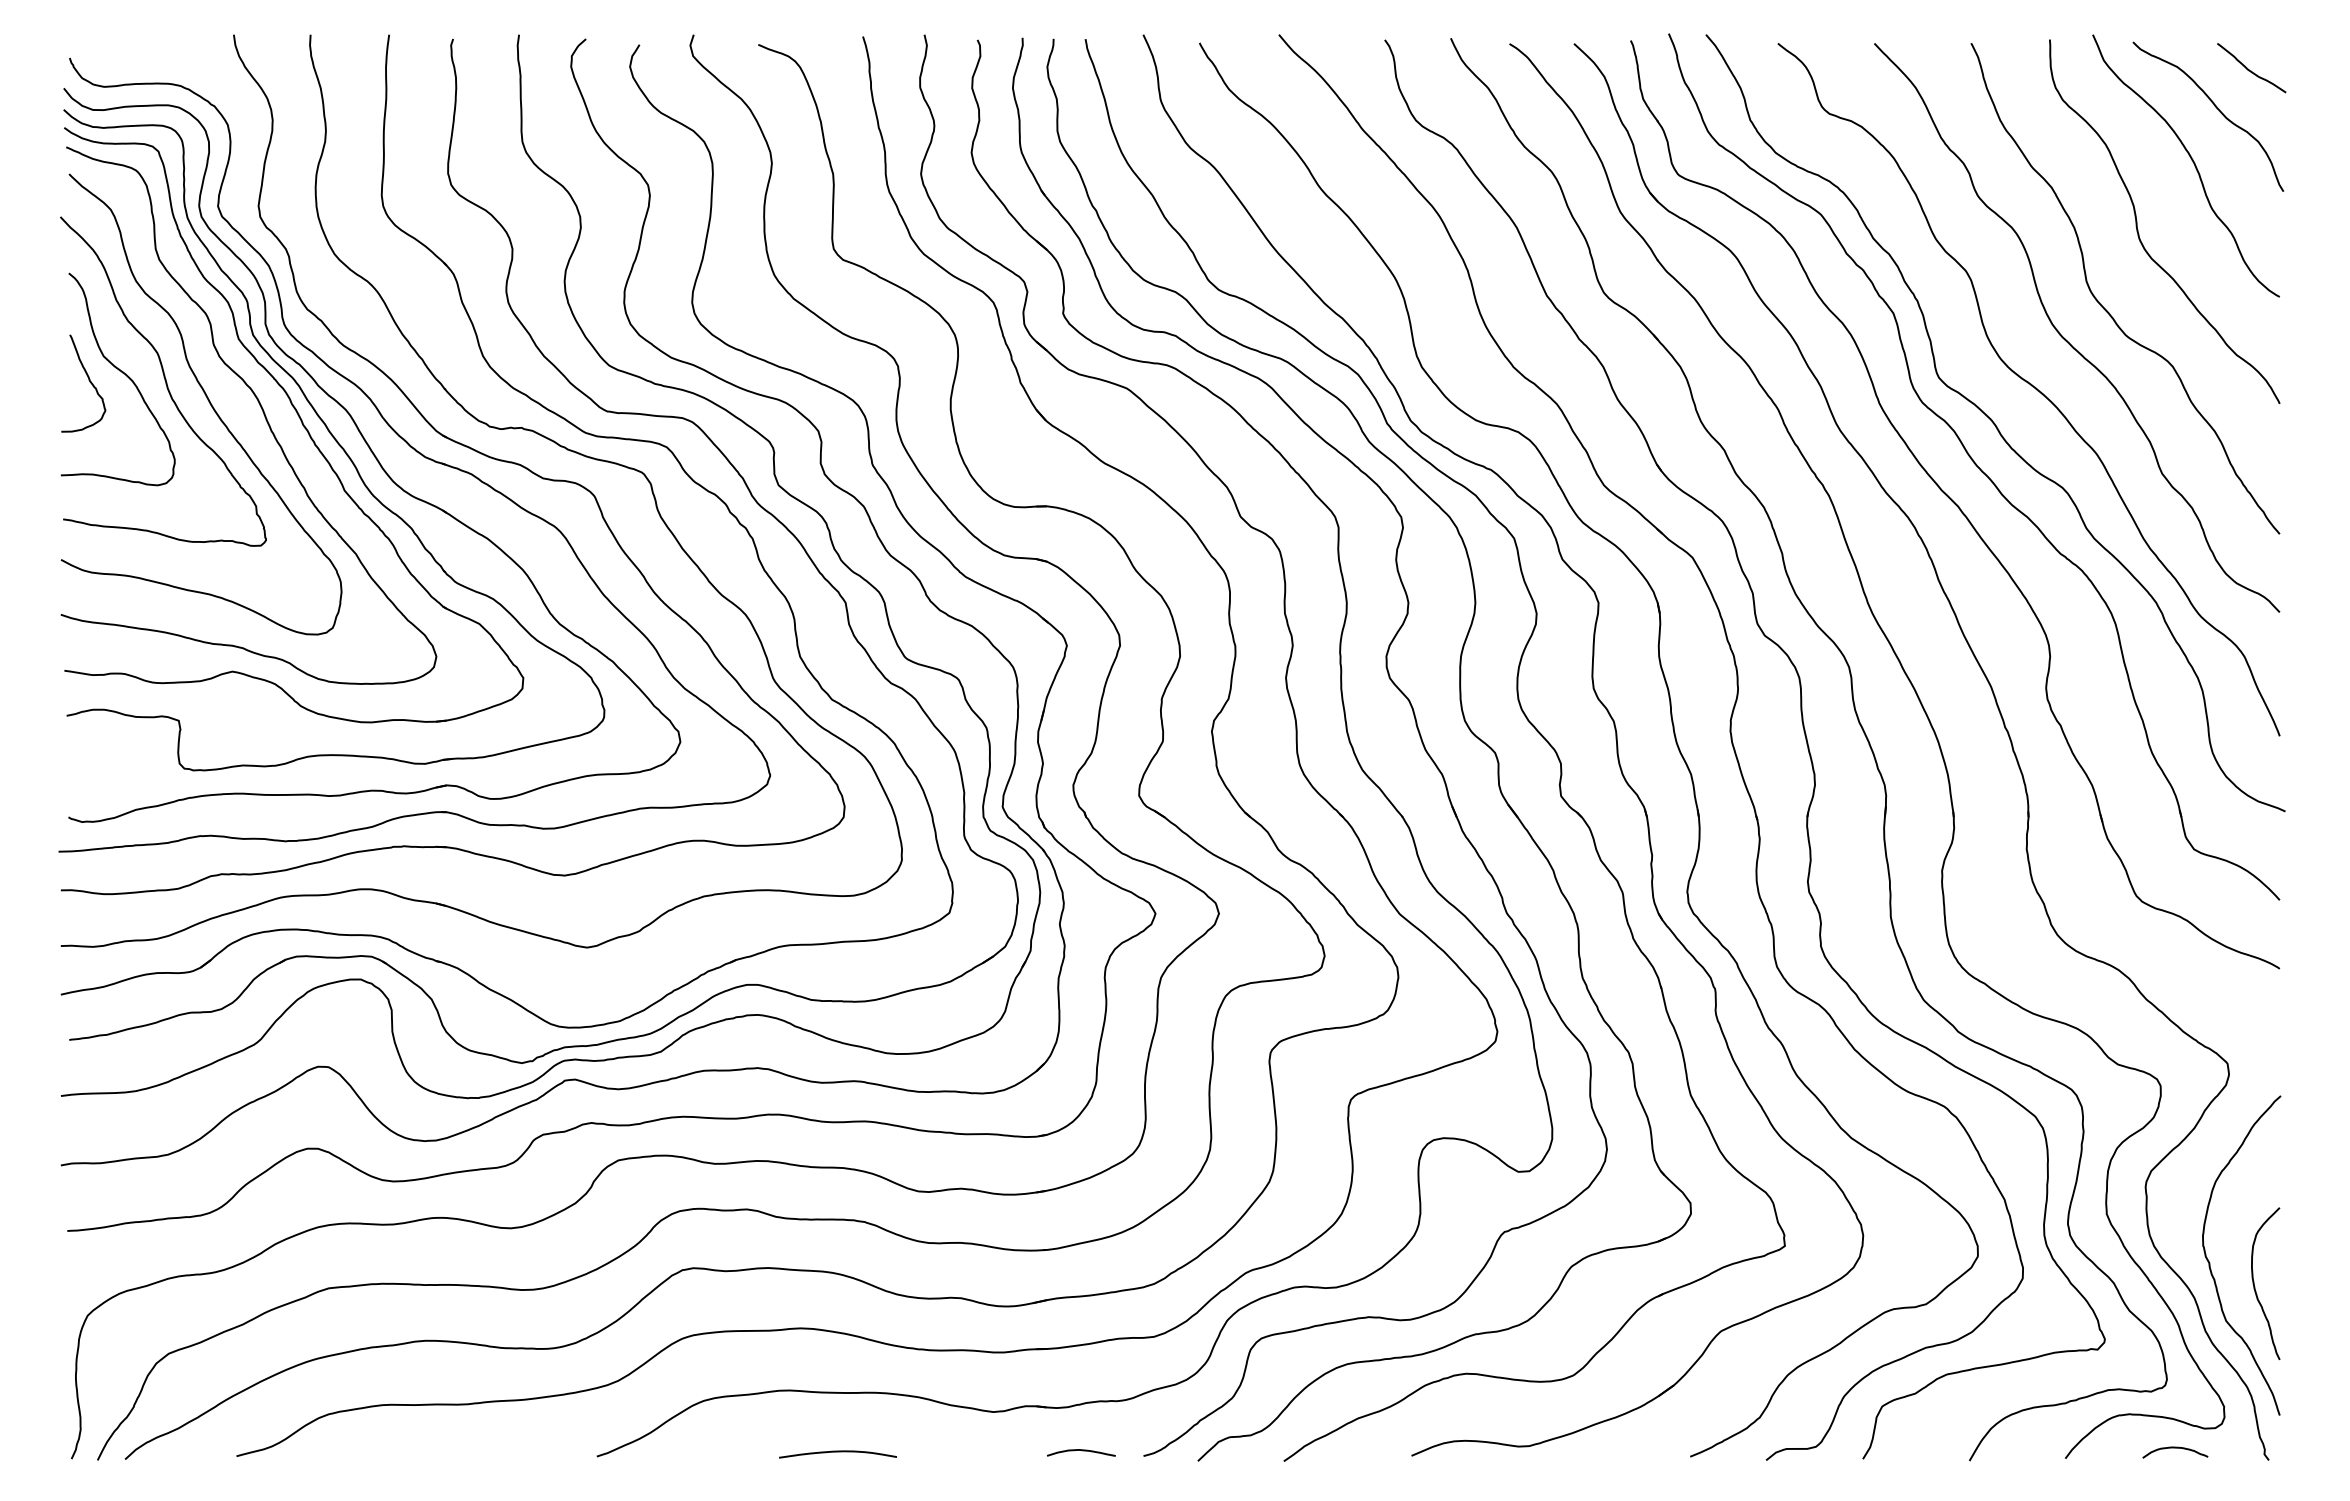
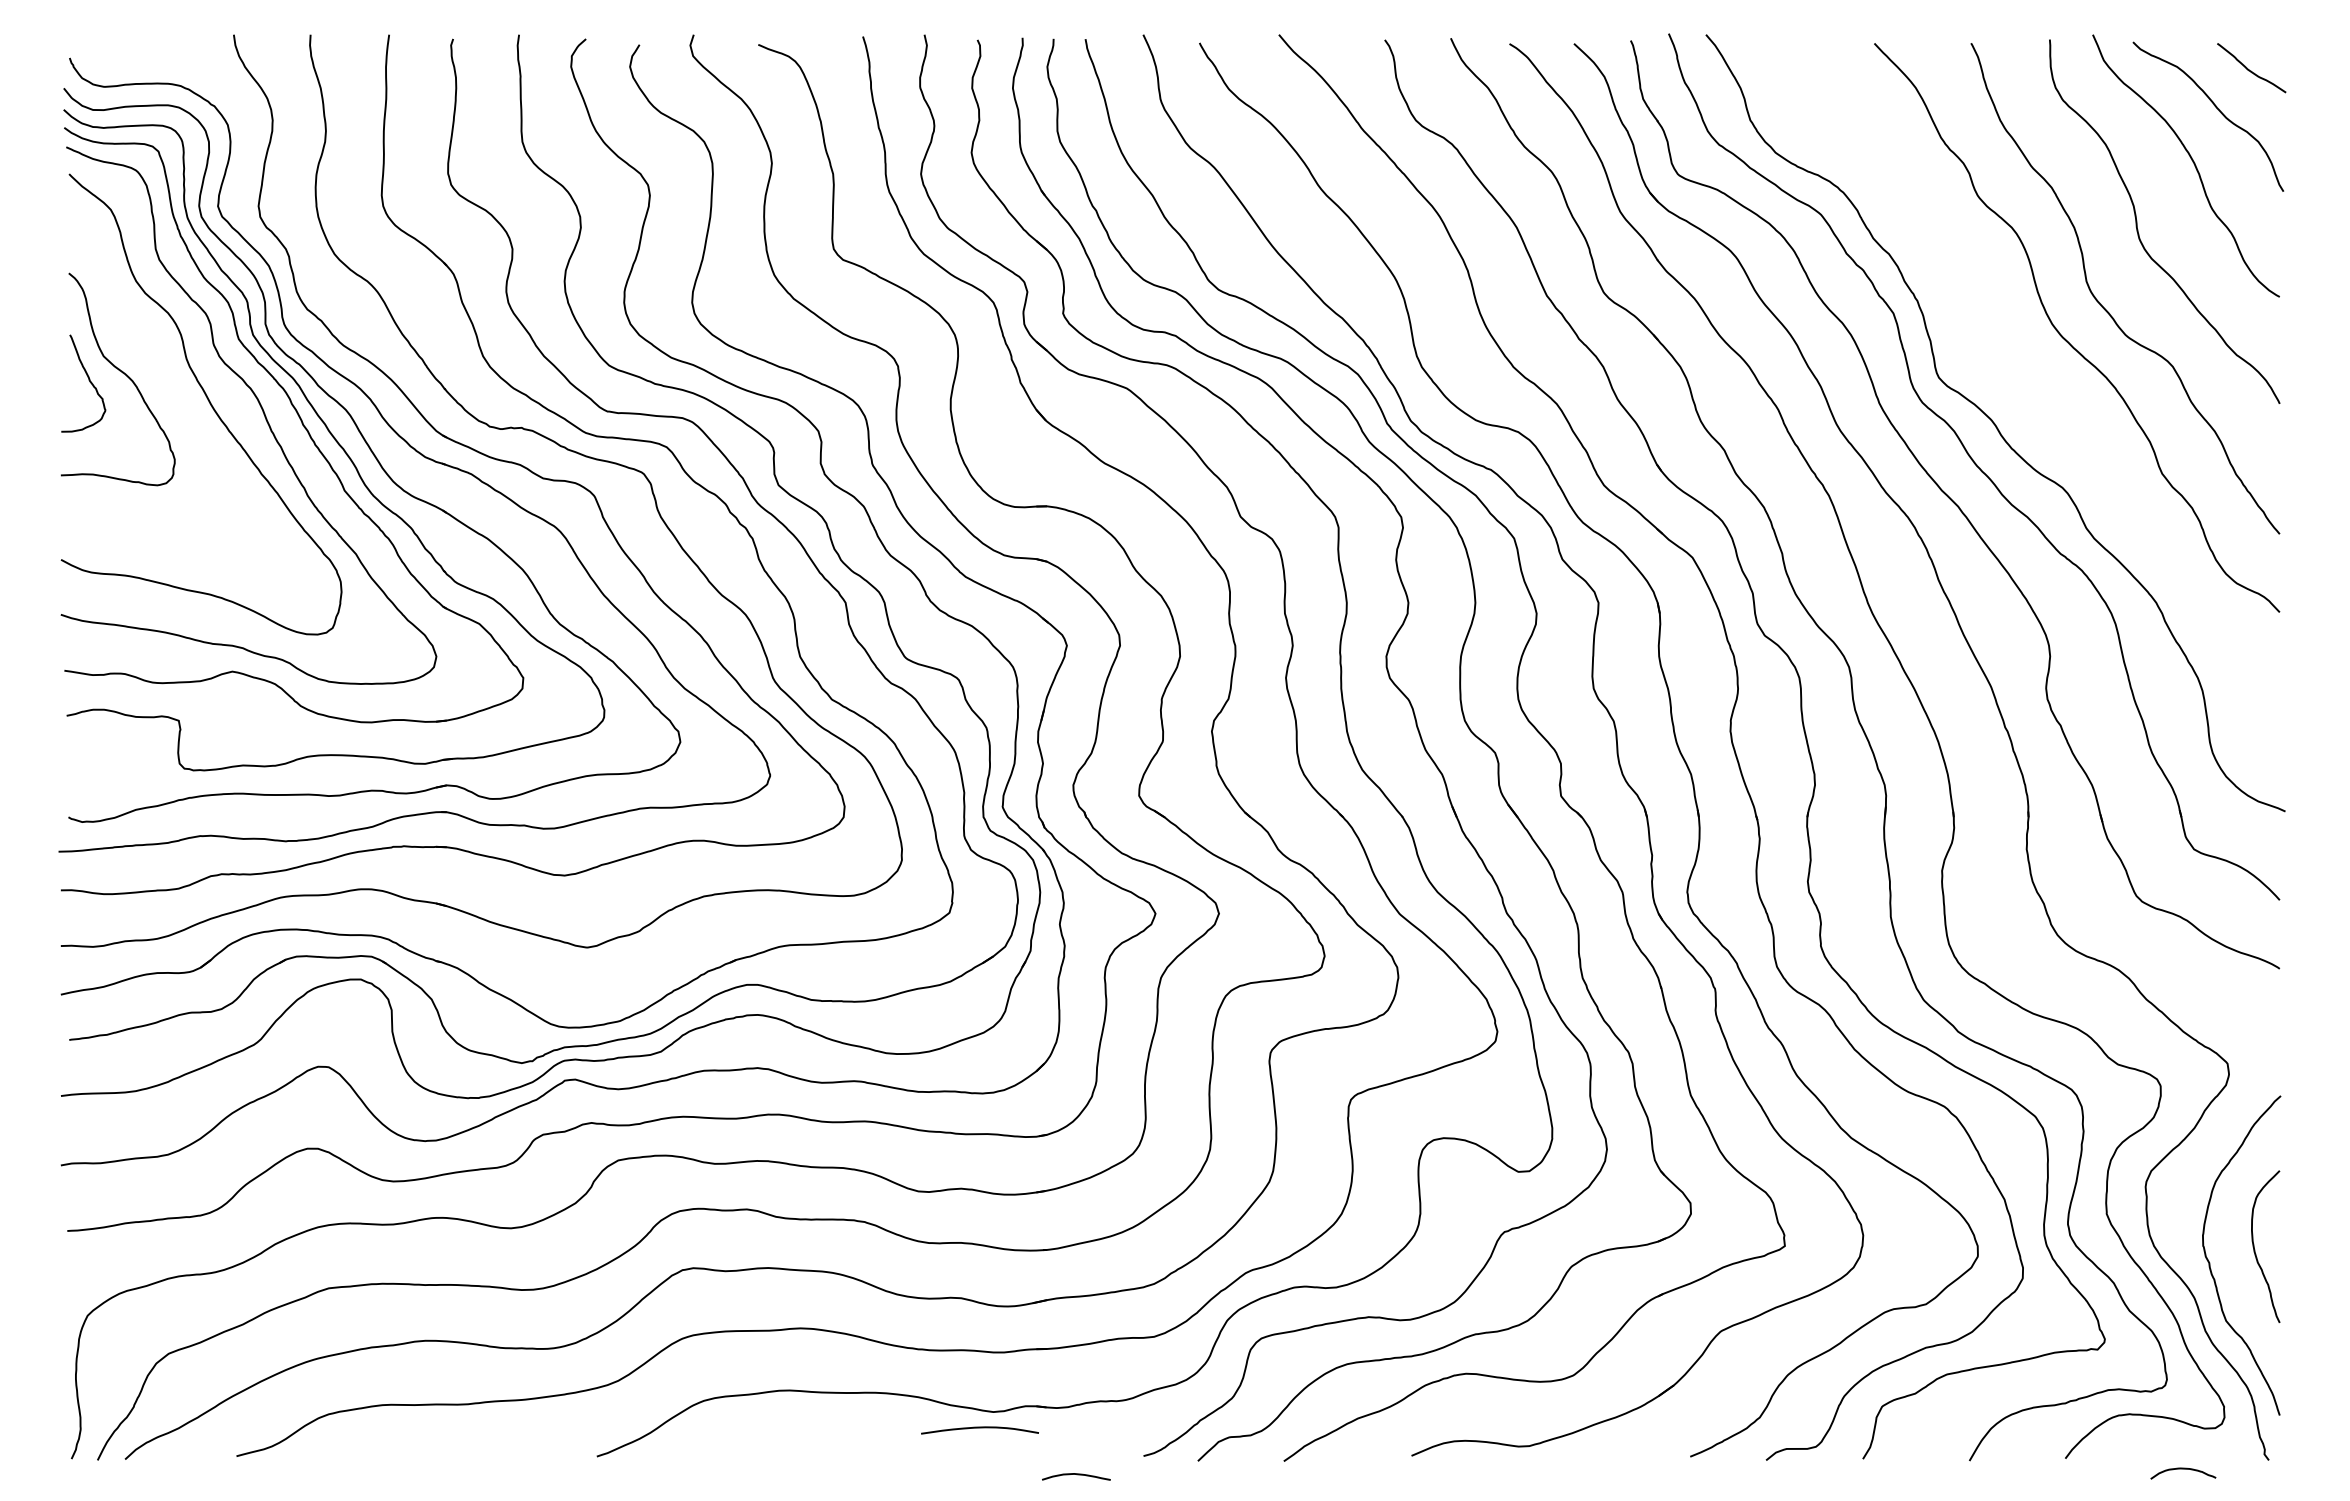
curve: present -> none (164, 380)
curve: present -> none (2031, 386)
curve position: (2255, 1286) -> (2255, 1249) (2255, 1249)
curve position: (2175, 1448) -> (2183, 1469) (2183, 1469)
curve position: (1082, 1451) -> (1077, 1475) (1077, 1475)
curve position: (837, 1452) -> (979, 1428) (979, 1428)
